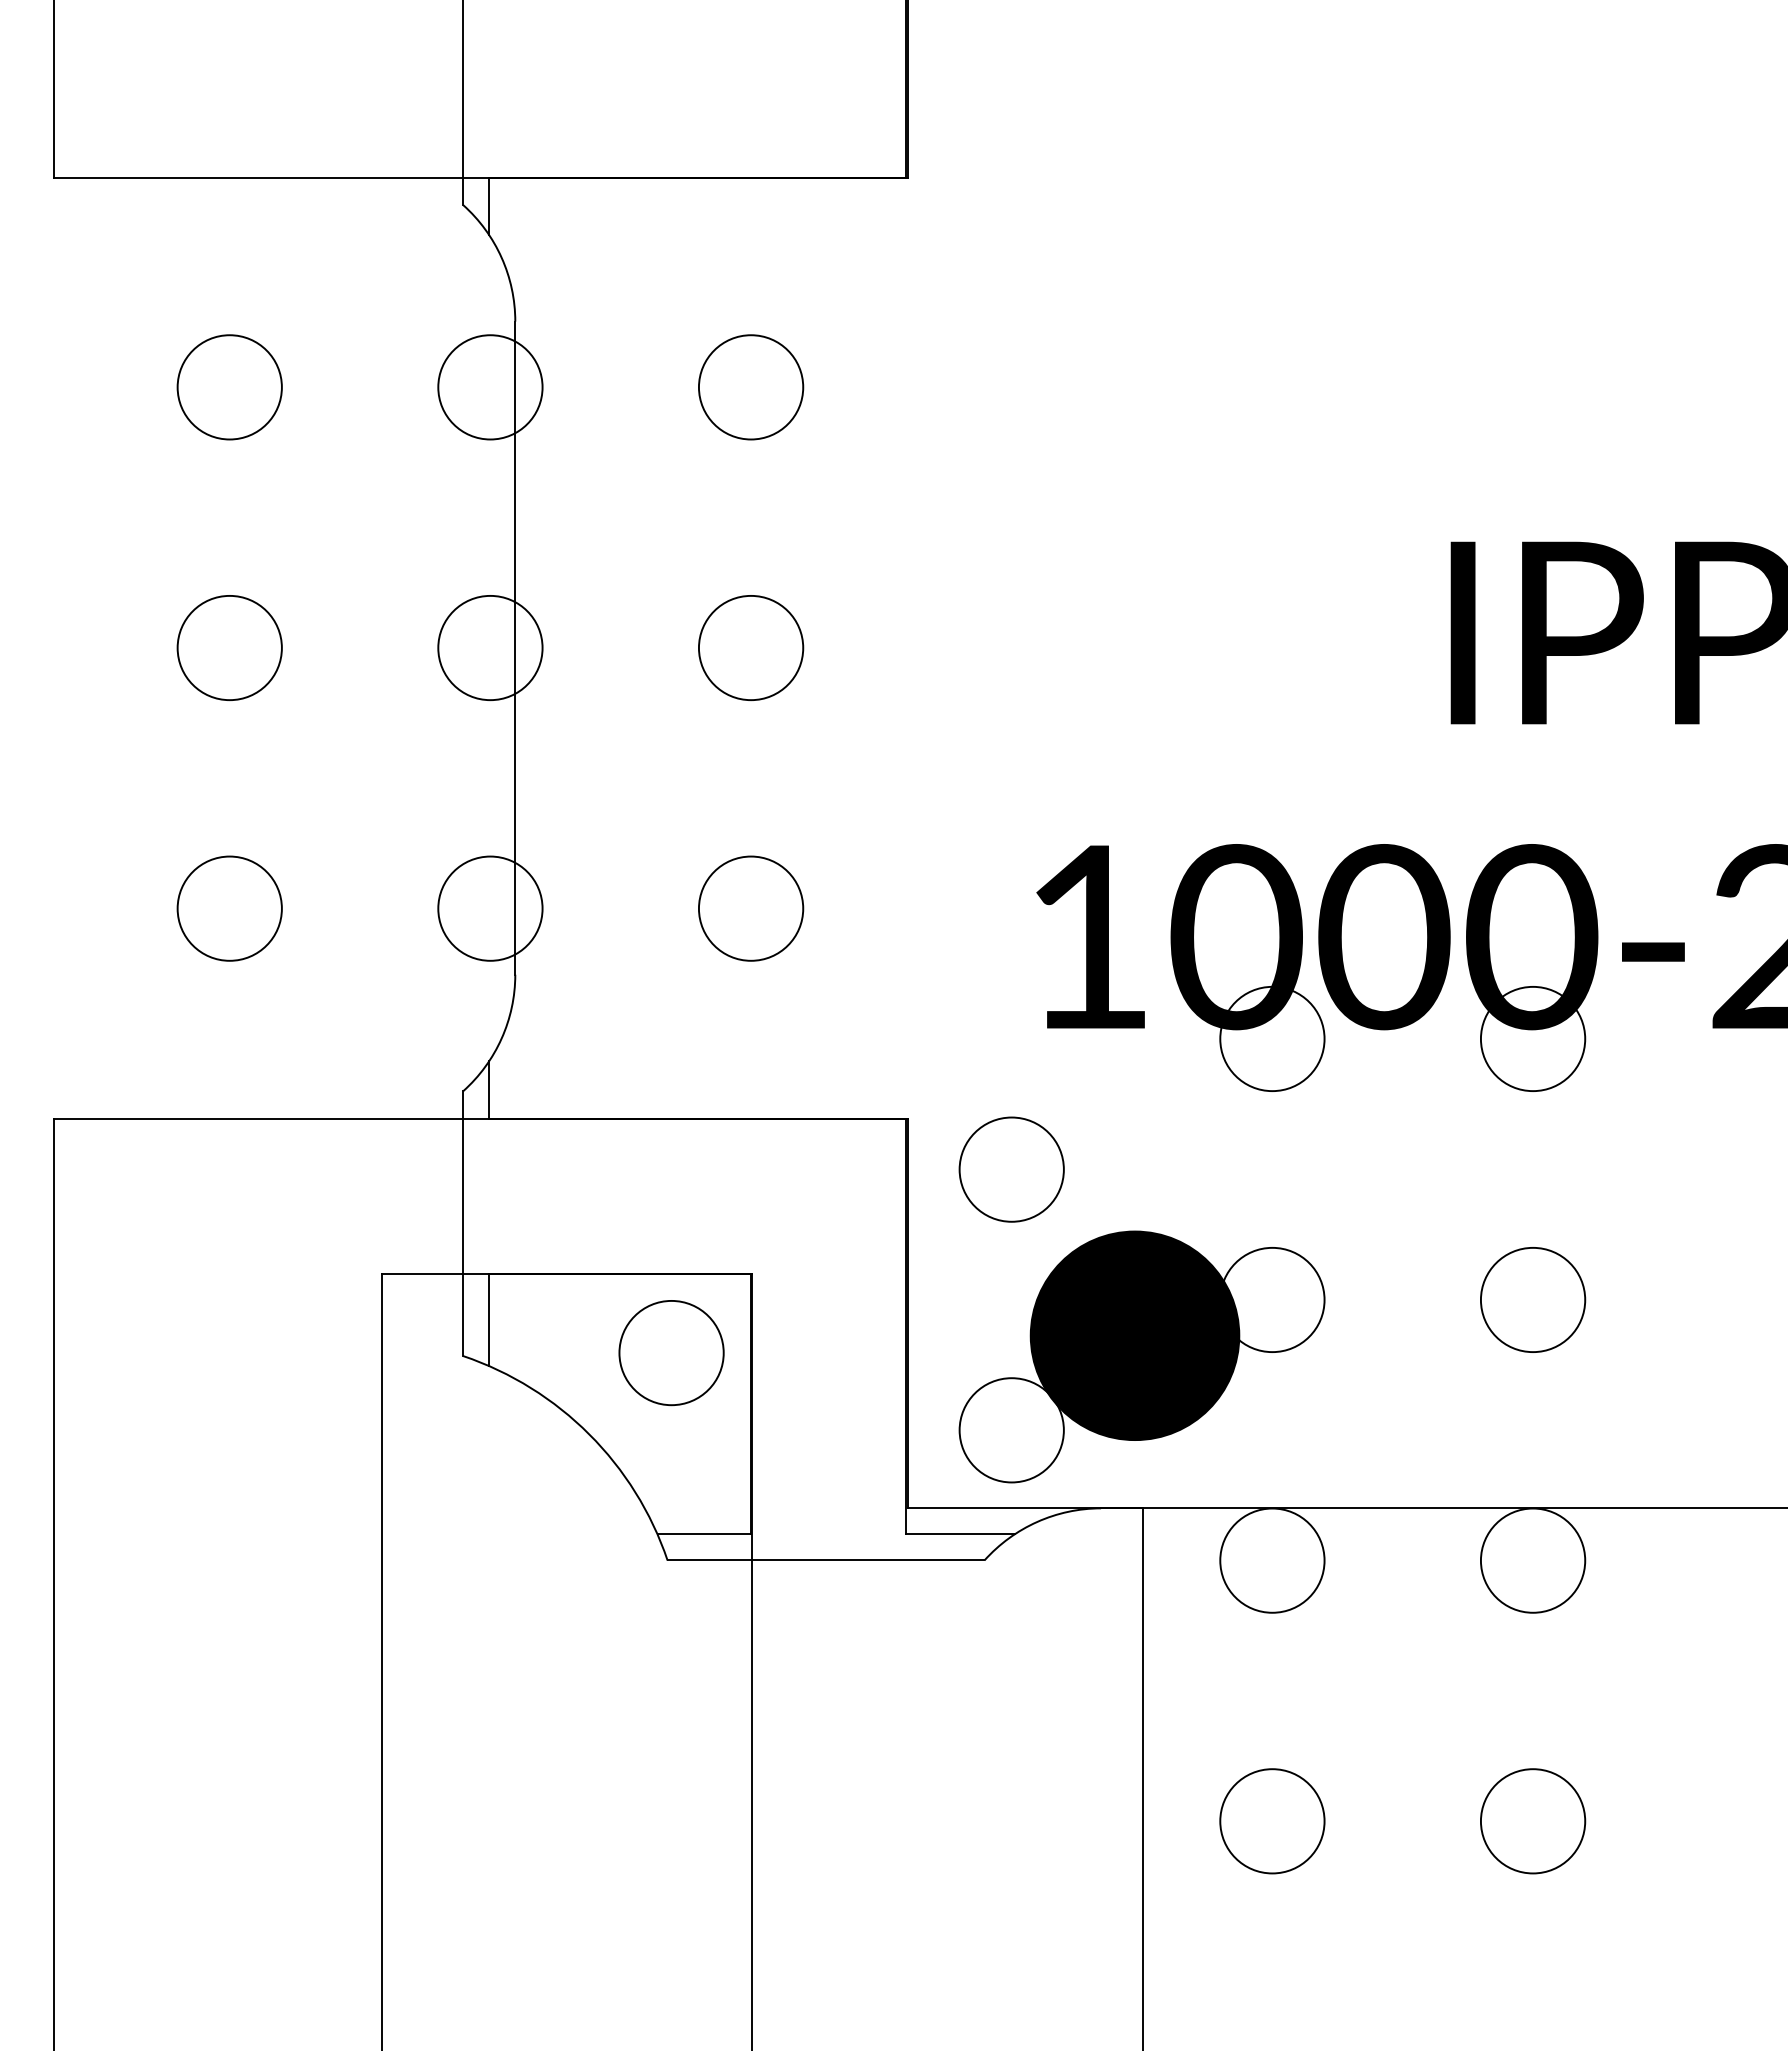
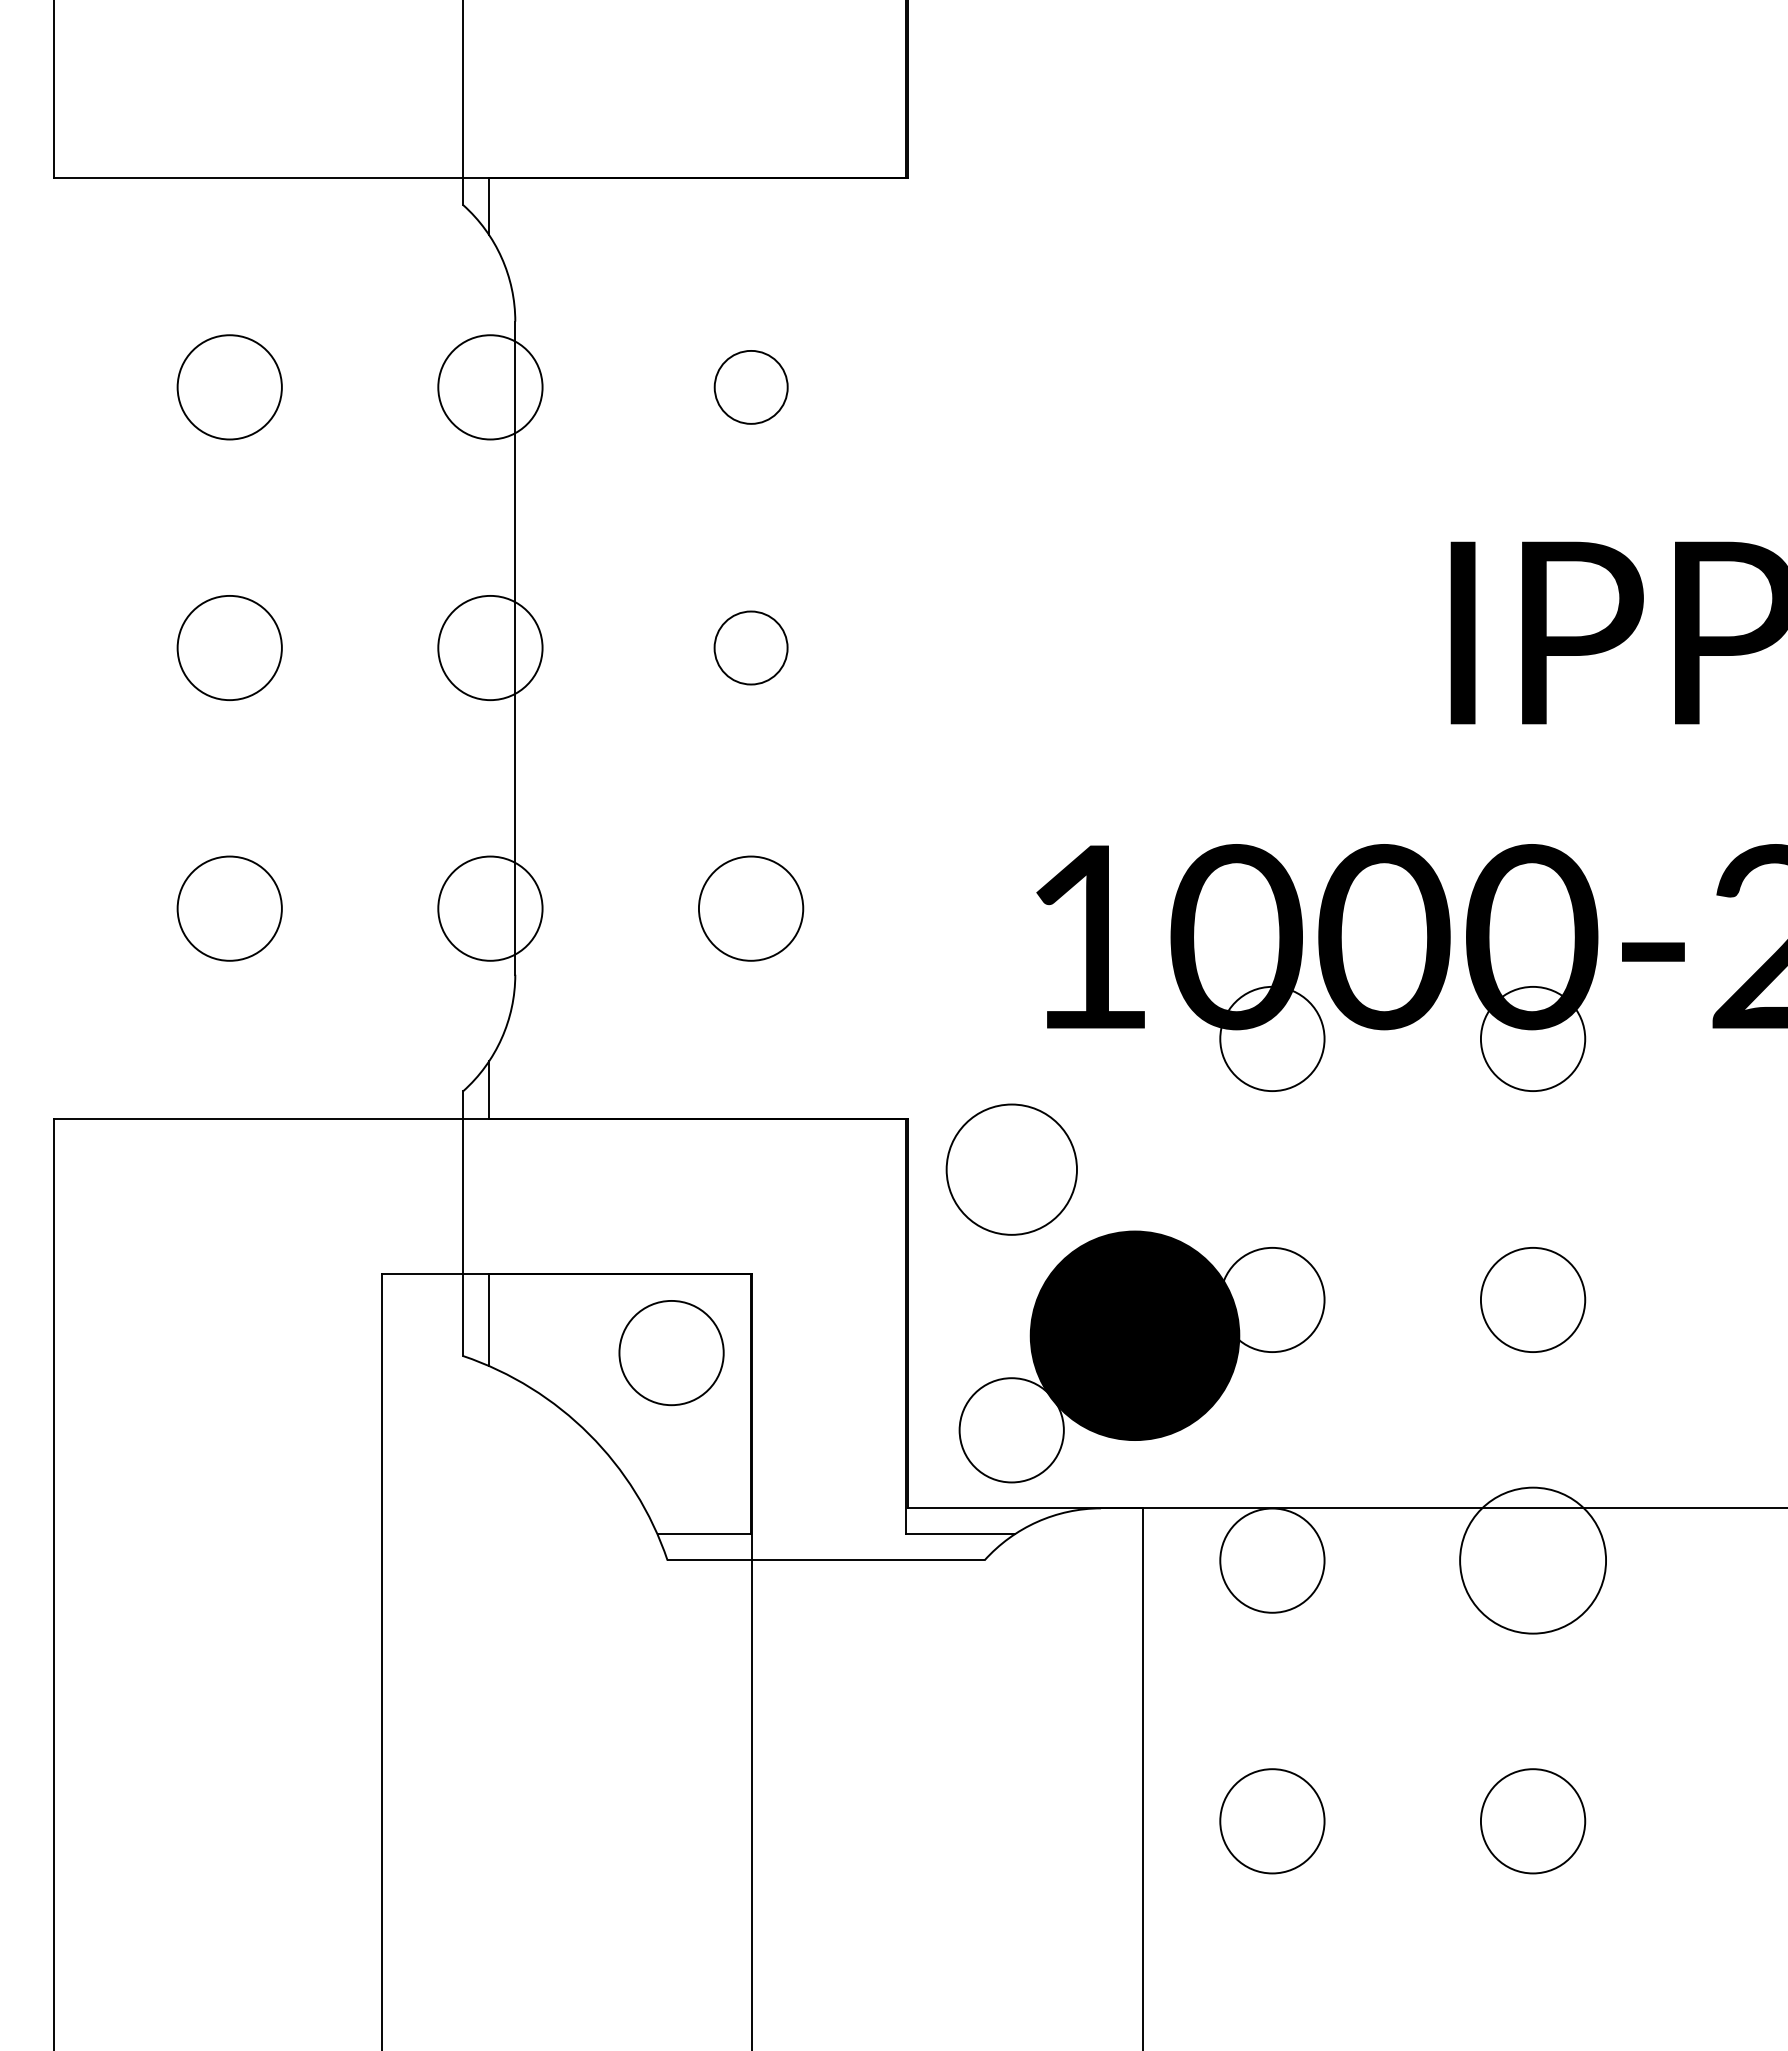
circle size: 107x107 px -> 76x75 px (750, 387)
circle diameter: 104 px -> 73 px (750, 647)
circle size: 107x107 px -> 133x133 px (1011, 1169)
circle diameter: 104 px -> 146 px (1533, 1560)
